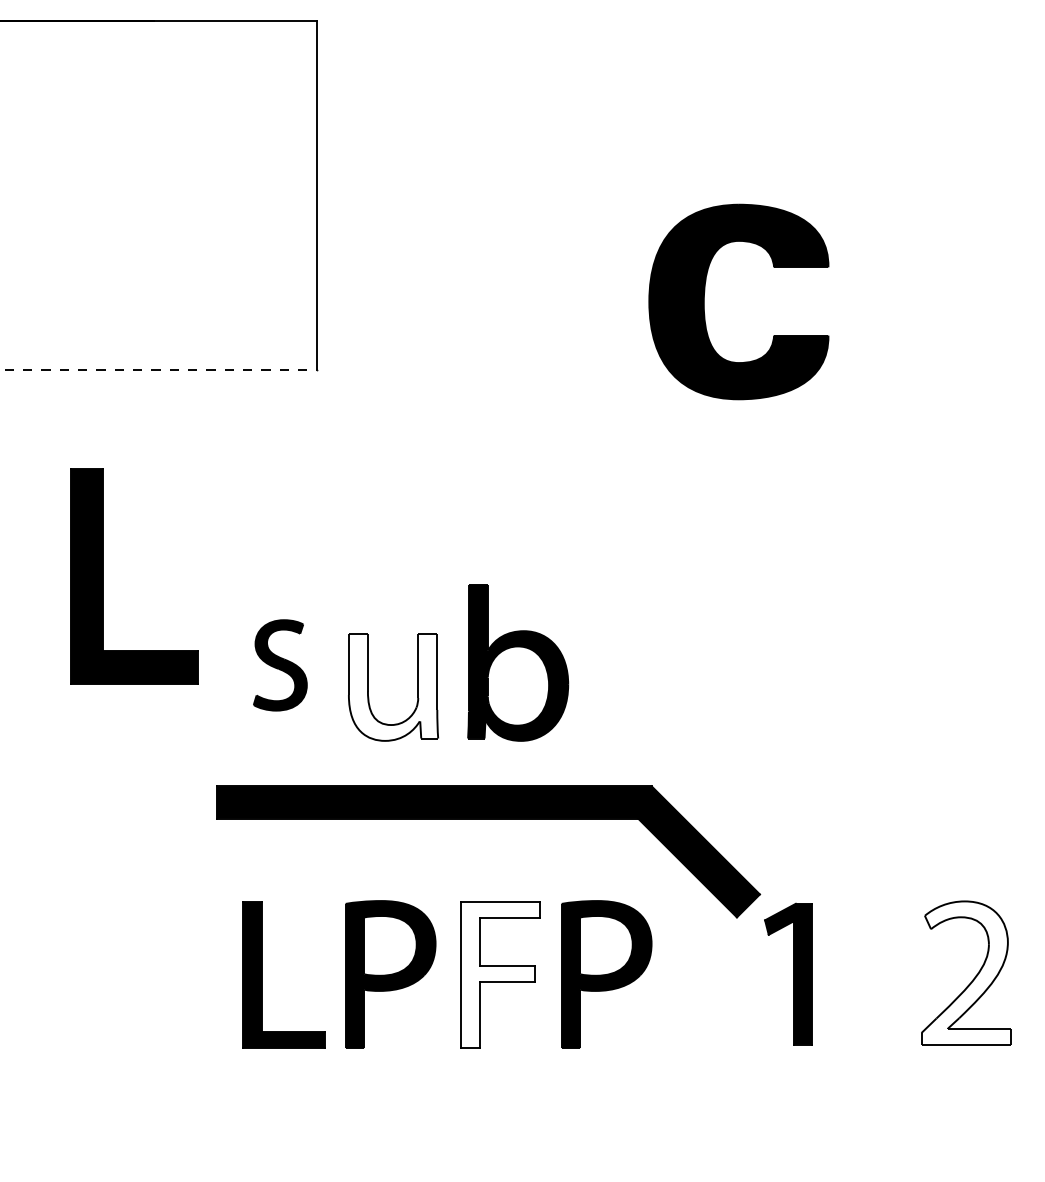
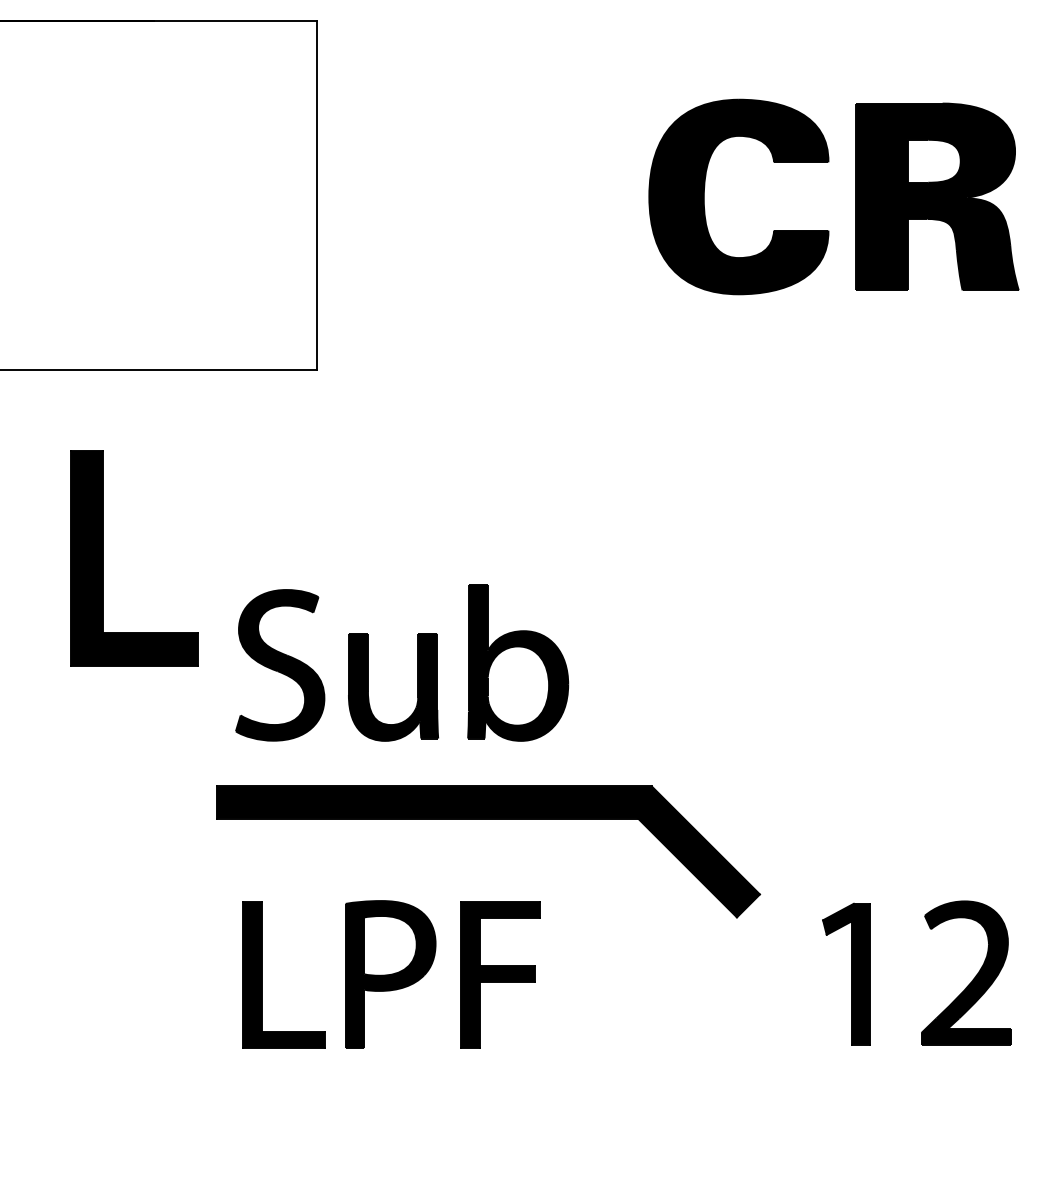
part: none -> present (937, 196)
part position: (704, 301) -> (704, 196) (704, 196)
line: dashed -> solid (158, 369)
part position: (103, 576) -> (103, 558) (103, 558)
part size: 55x93 px -> 91x153 px (280, 665)
fill: none -> present (393, 686)
fill: none -> present (966, 972)
part position: (788, 973) -> (846, 973) (846, 973)
part: present -> none (606, 974)
fill: none -> present (499, 975)
